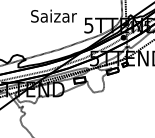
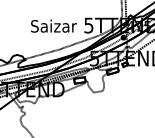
text position: (53, 15) -> (53, 25) (53, 25)
